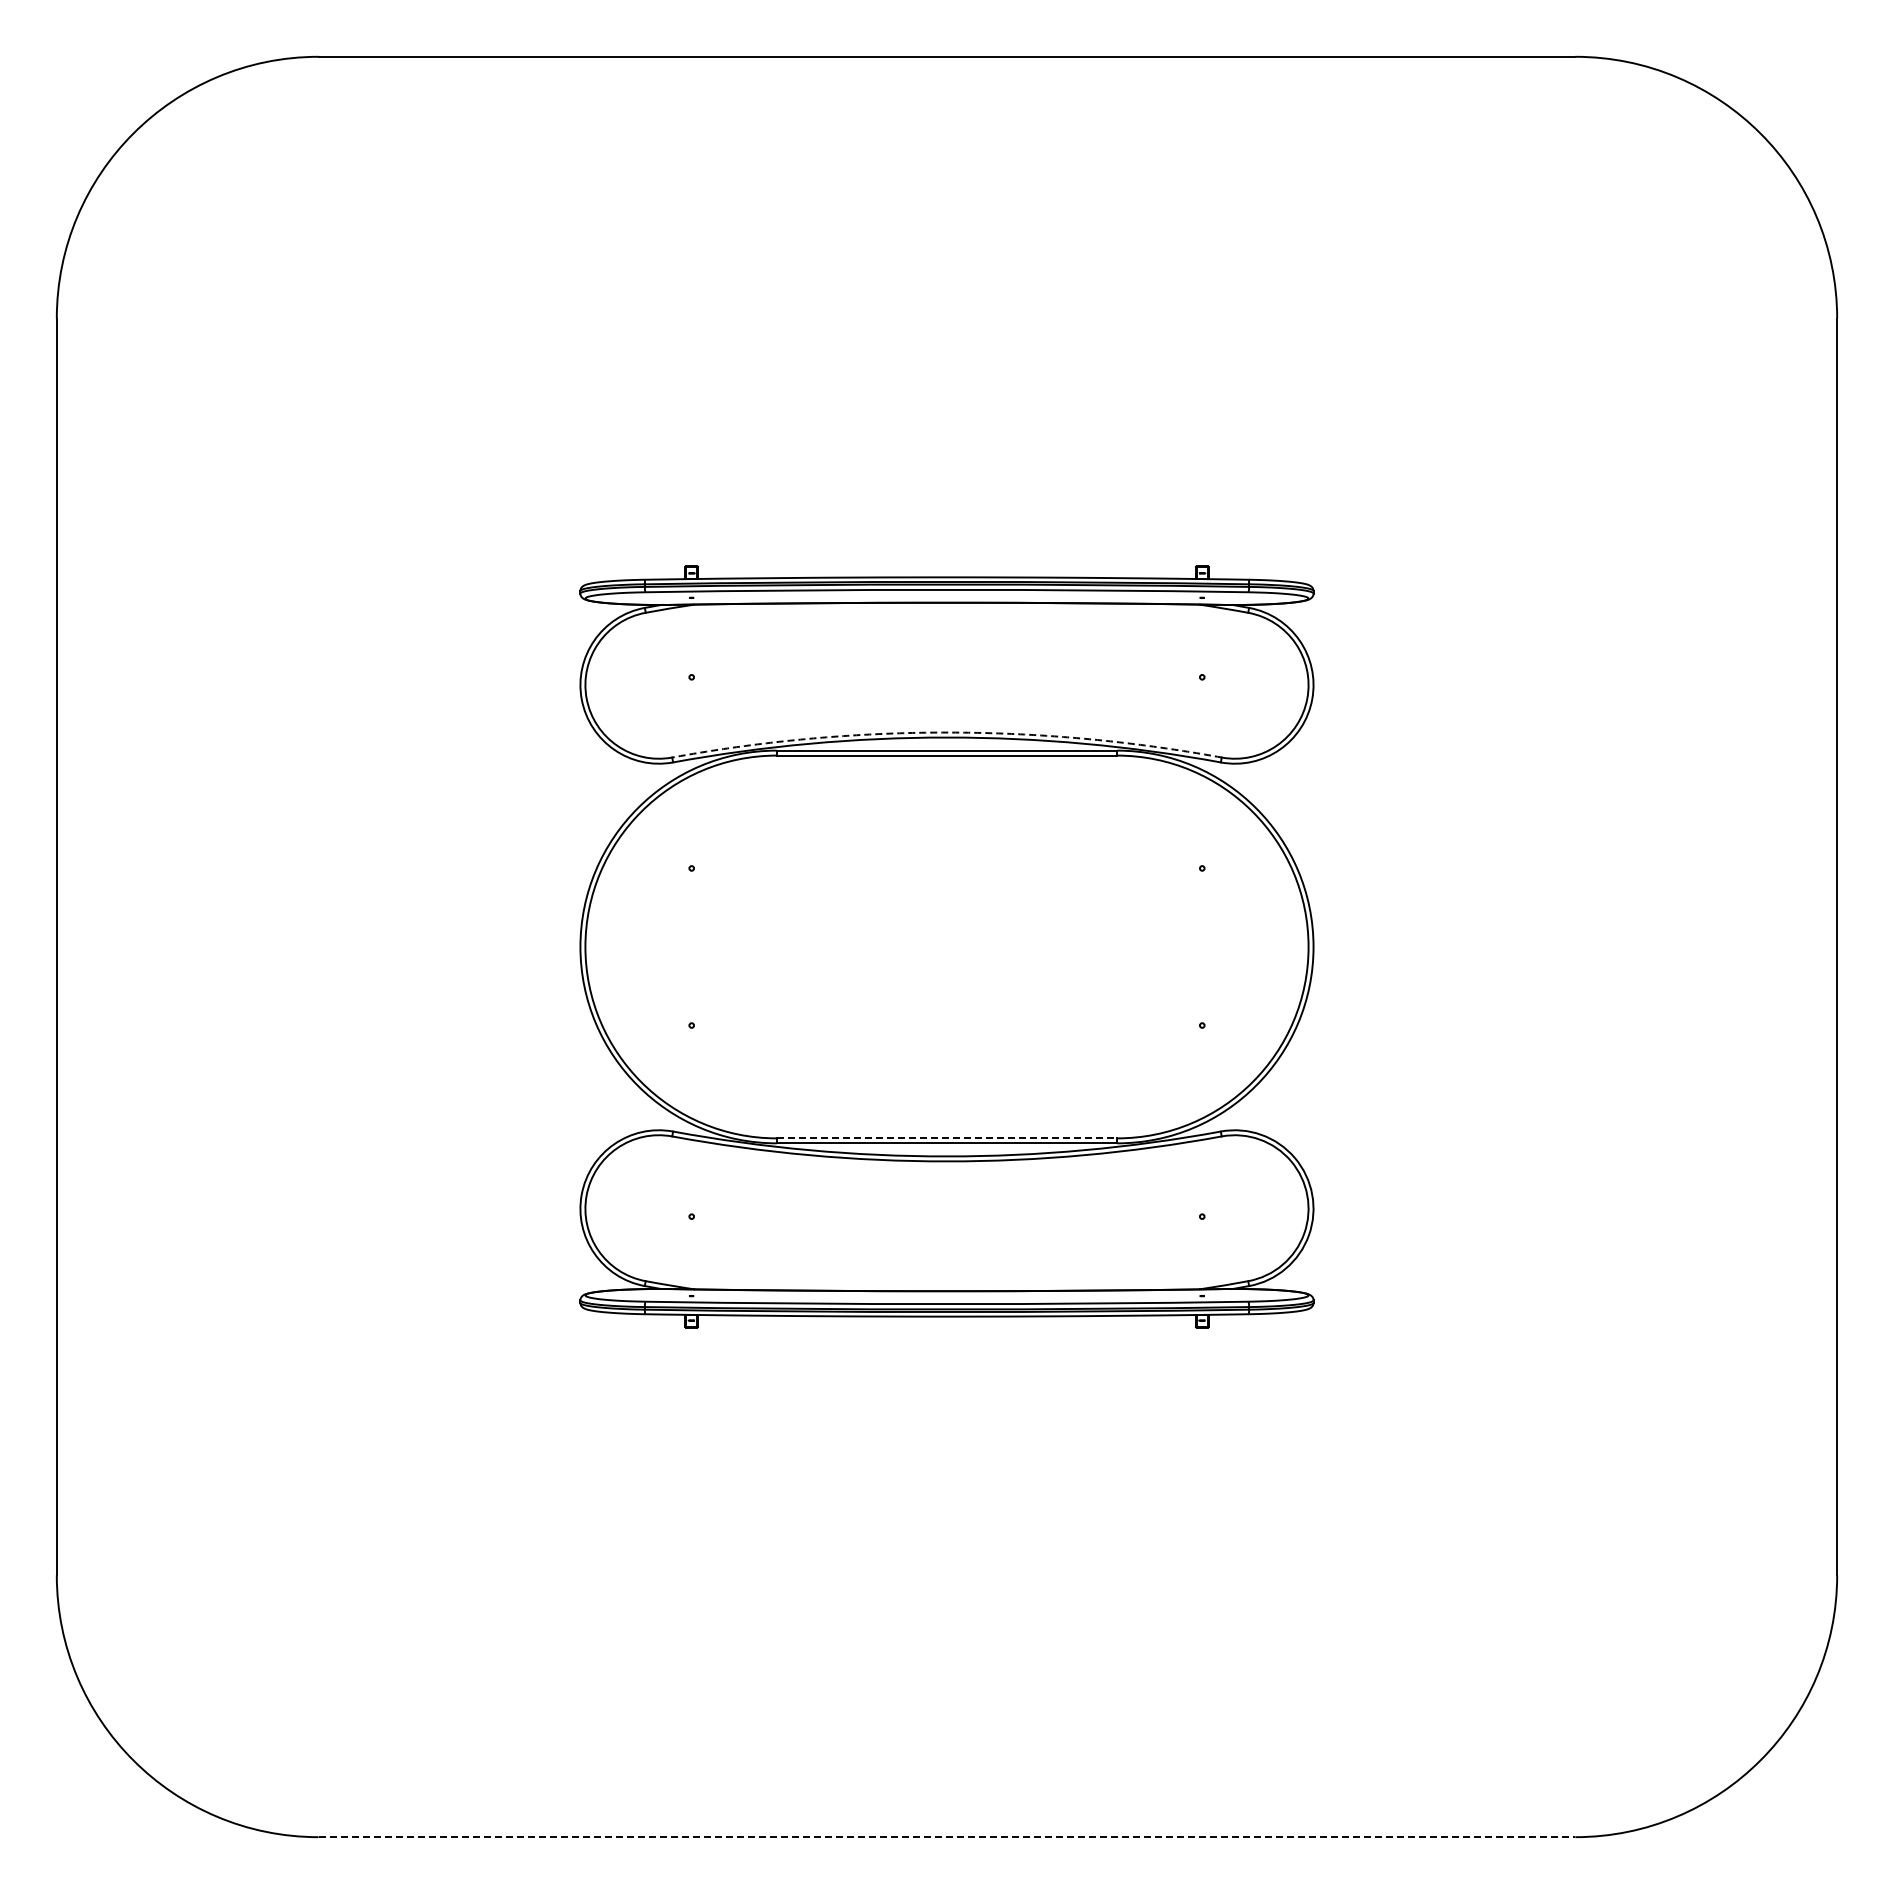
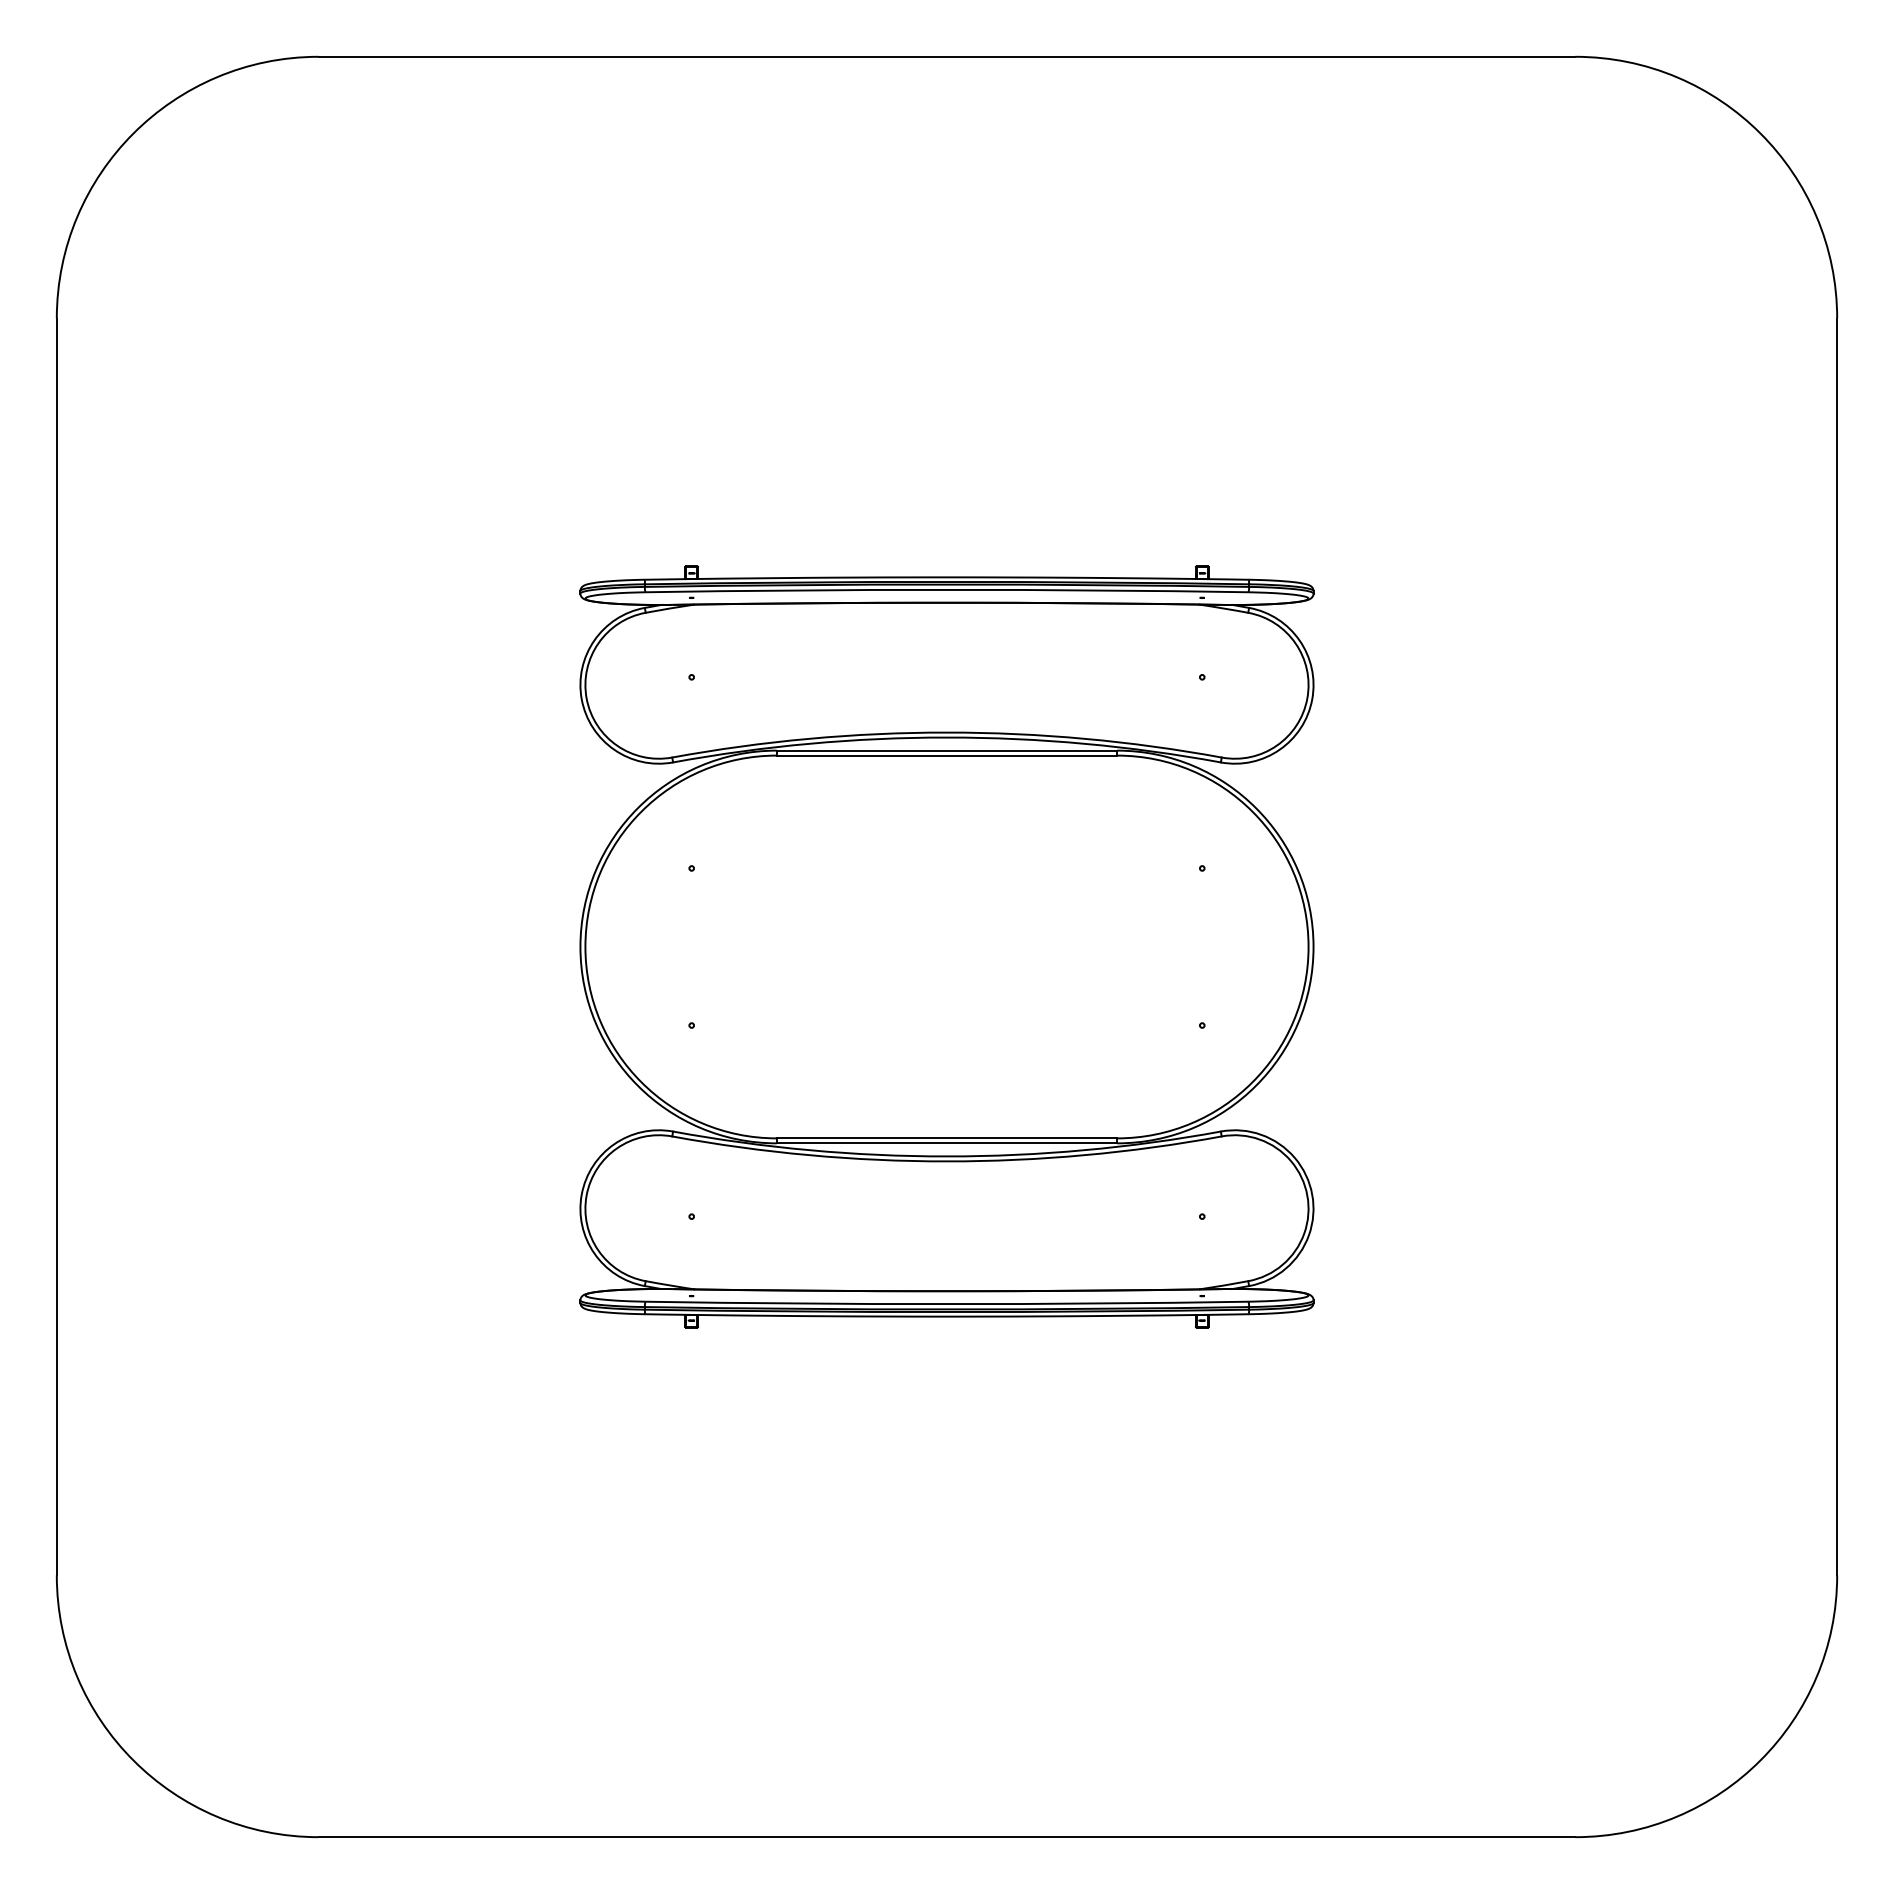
arc: dashed -> solid (947, 732)
line: dashed -> solid (947, 1138)
line: dashed -> solid (947, 1837)
